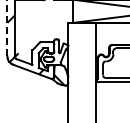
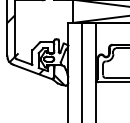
line: dashed -> solid (7, 28)
line: none -> present (82, 70)
